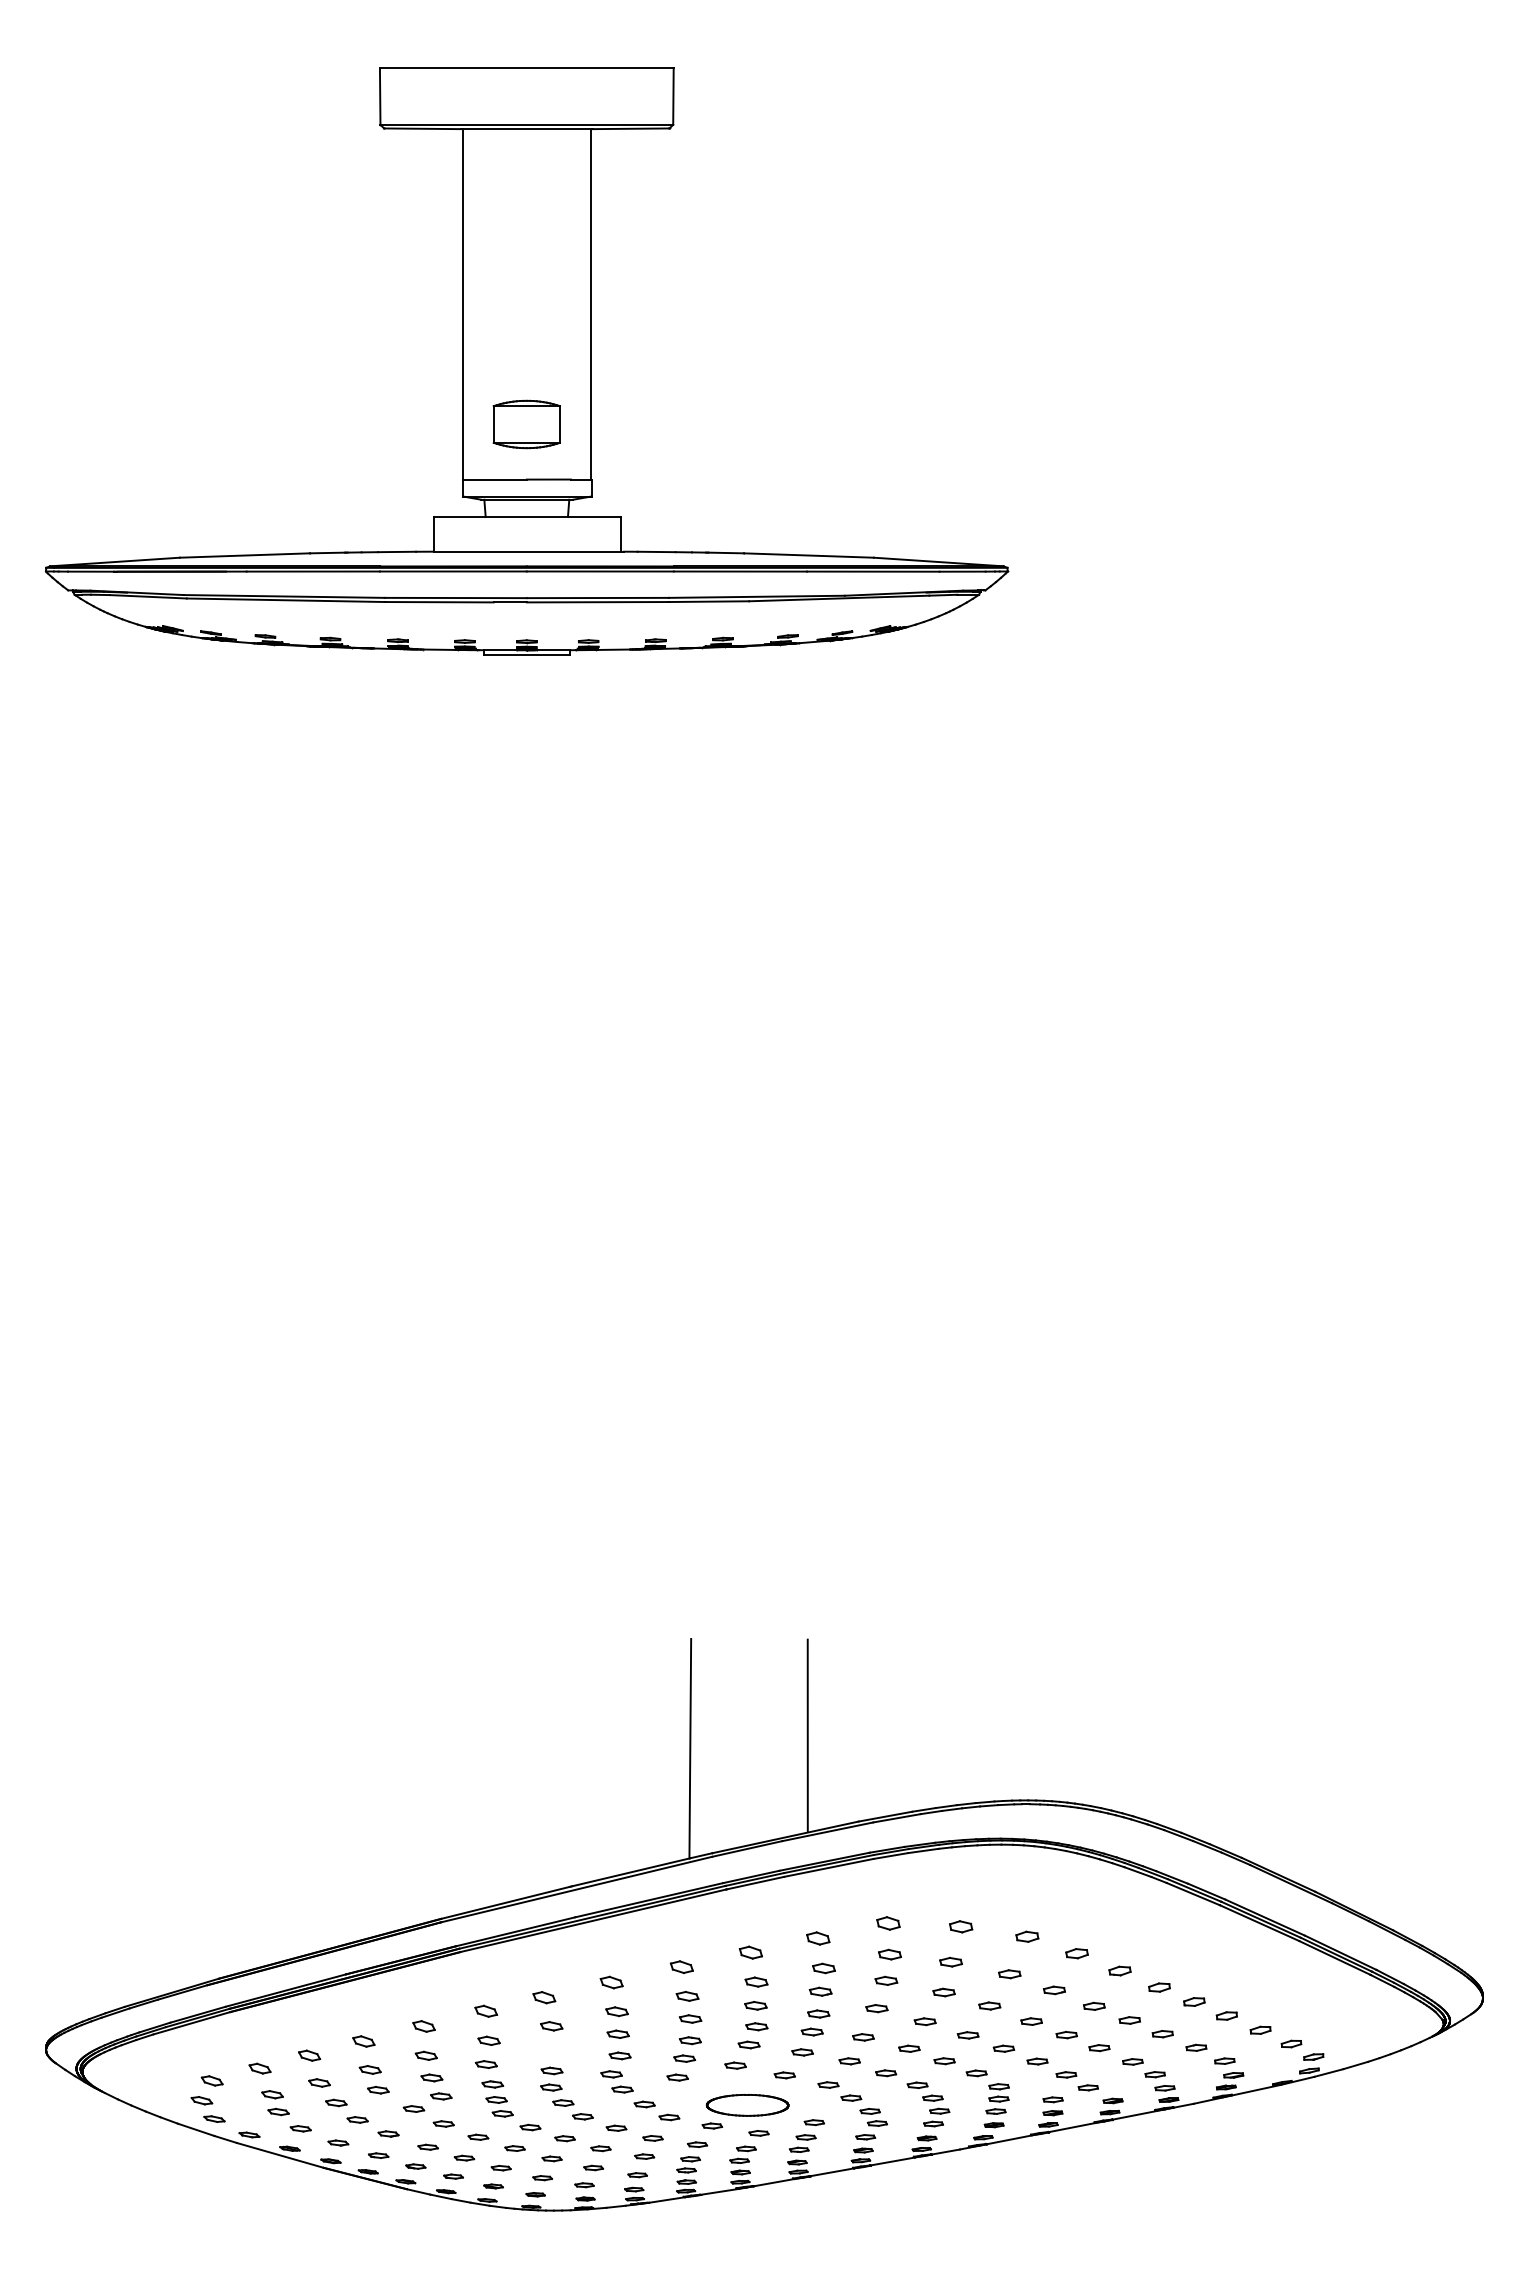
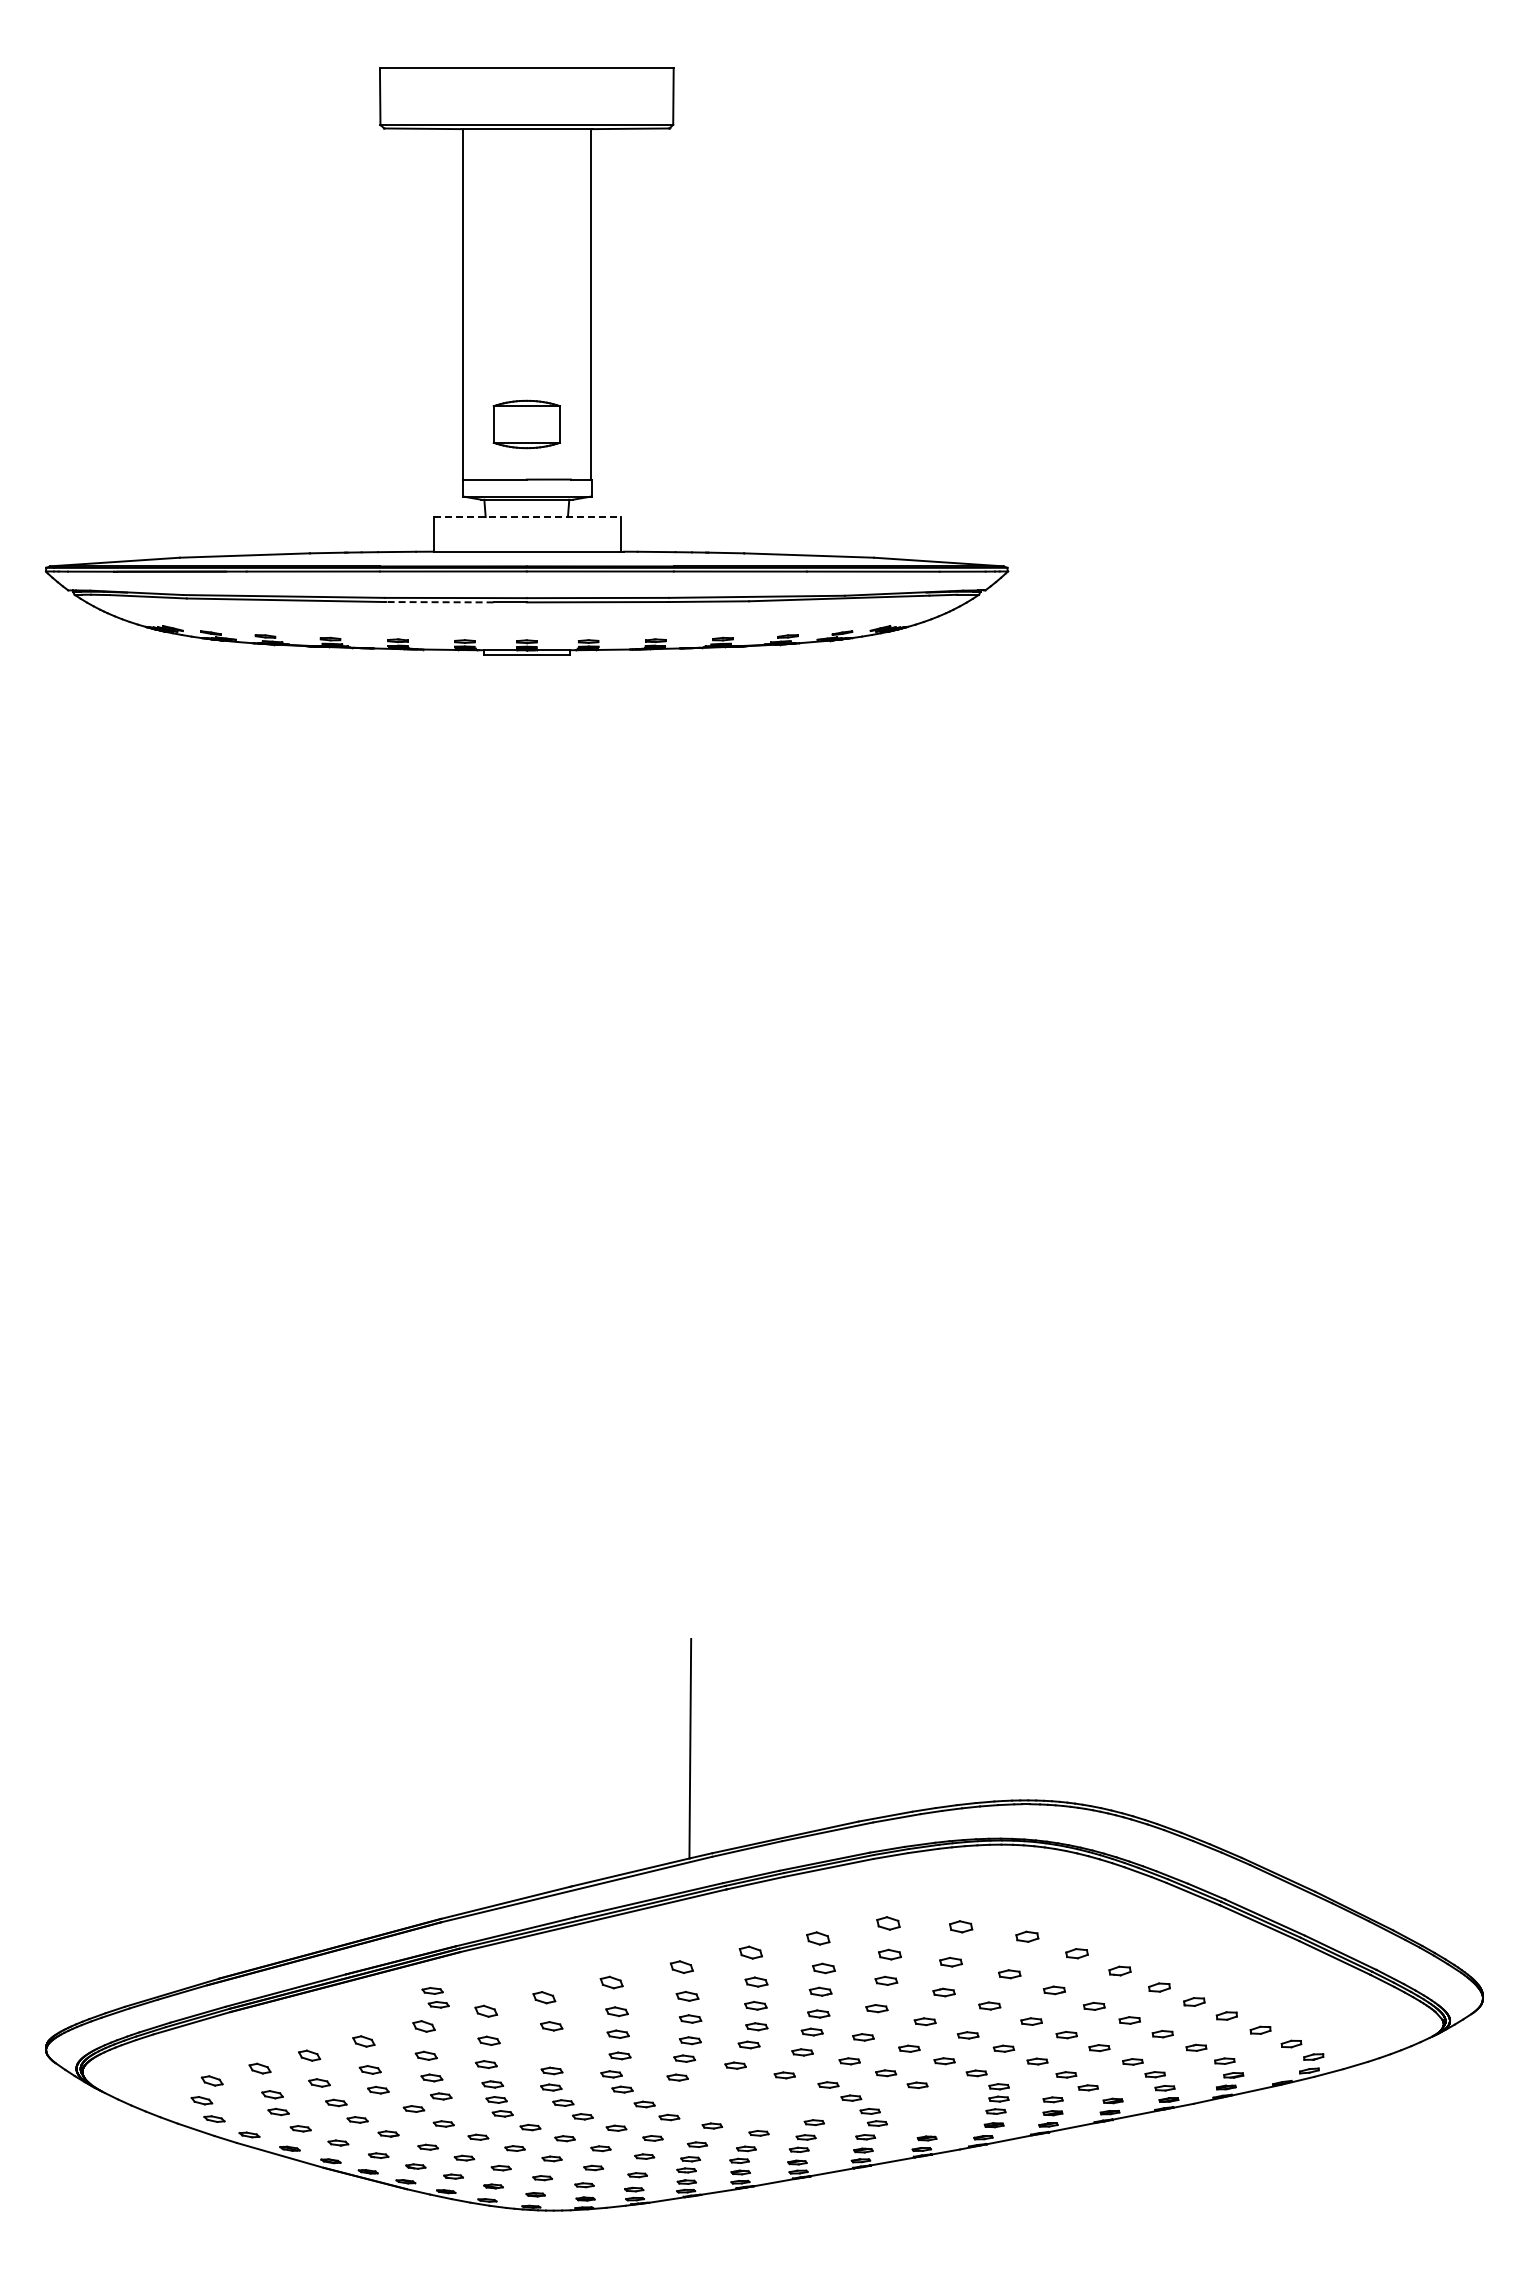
line: solid -> dashed (527, 517)
line: solid -> dashed (439, 602)
line: present -> none (807, 1735)
part: none -> present (435, 1997)
part: present -> none (747, 2105)
part: present -> none (936, 2110)
